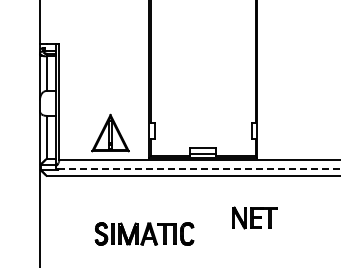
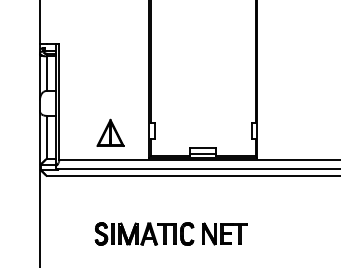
part size: 39x40 px -> 29x29 px (110, 132)
line: dashed -> solid (199, 169)
part position: (254, 217) -> (224, 233) (224, 233)
